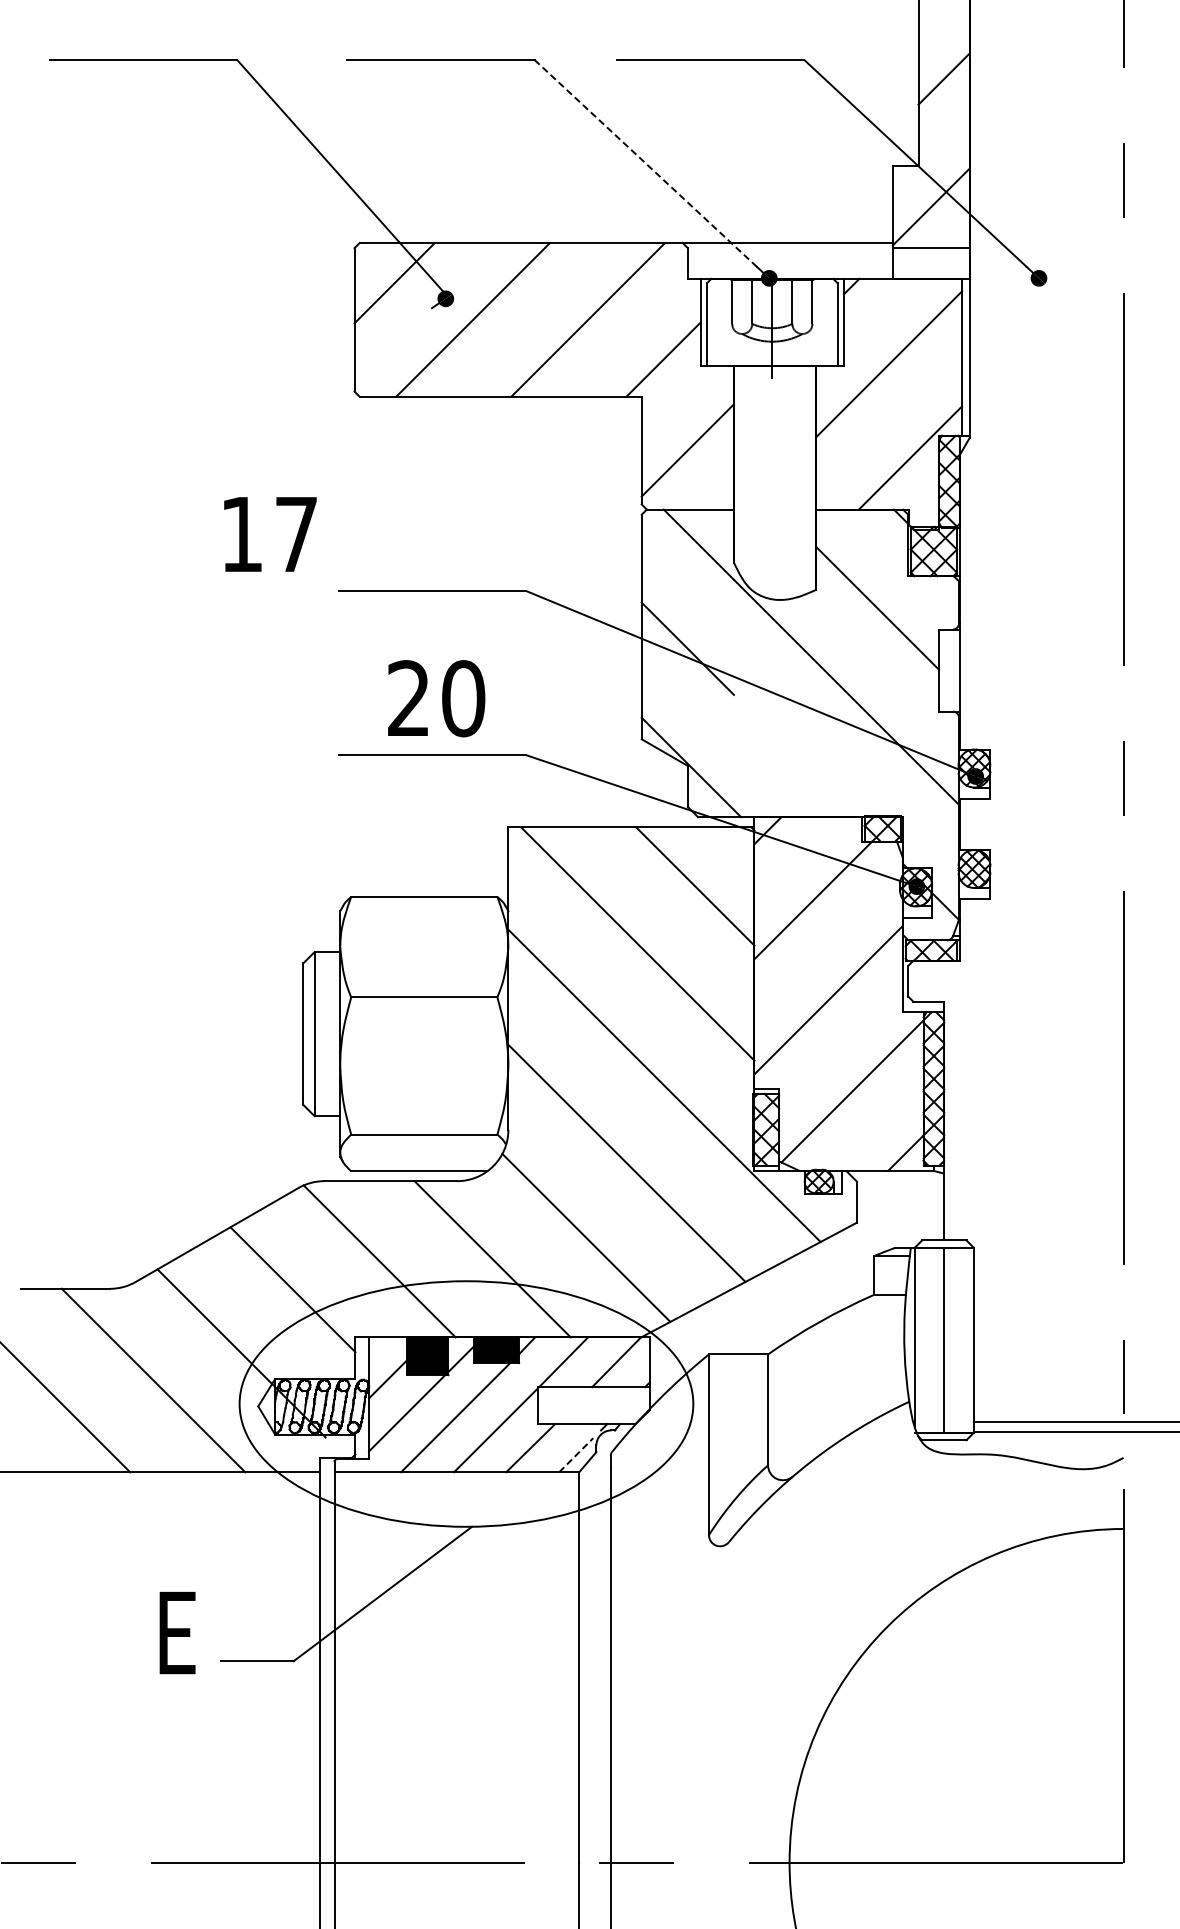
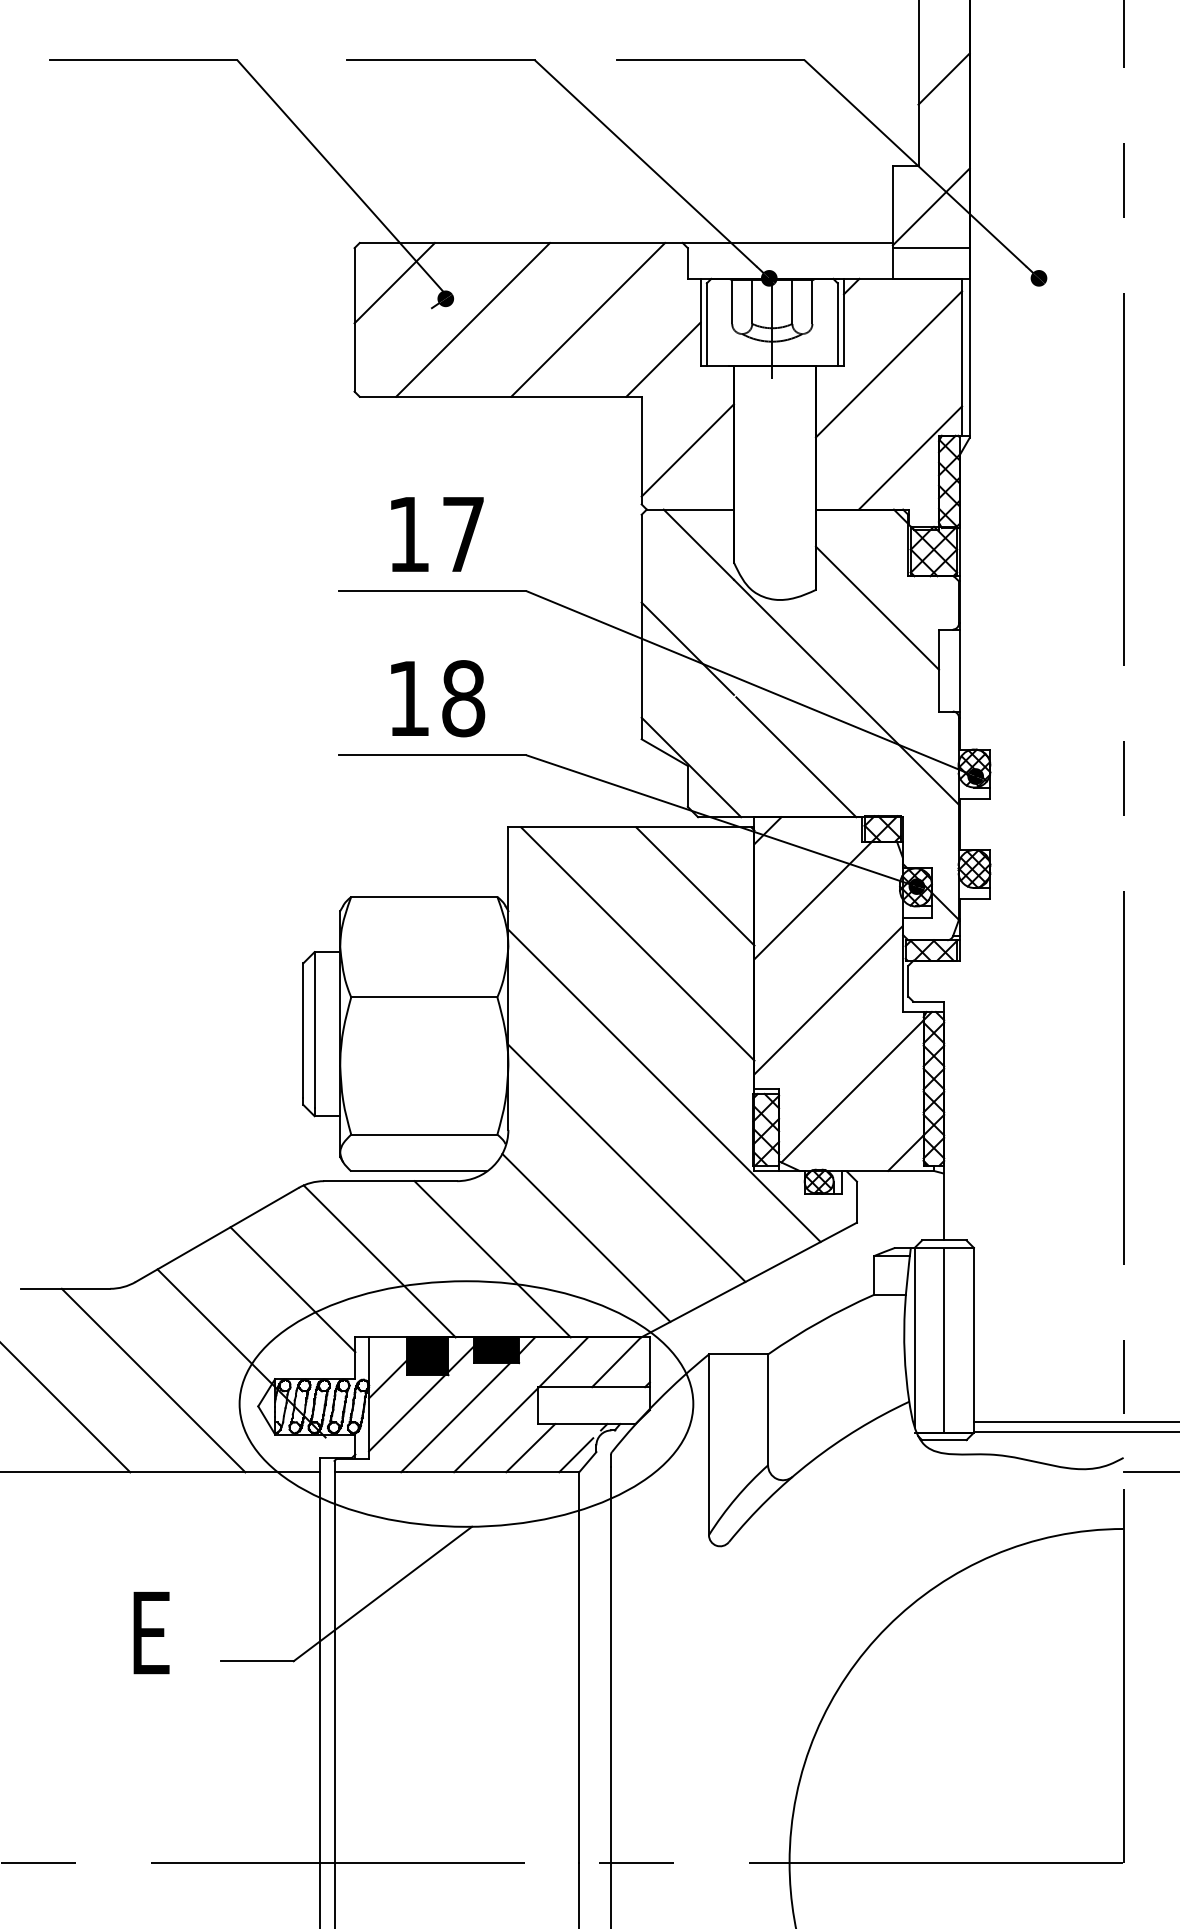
line: dashed -> solid (645, 163)
text position: (270, 534) -> (437, 534) (437, 534)
text: 20 -> 18 (436, 698)
line: none -> present (796, 757)
line: dashed -> solid (576, 1454)
line: none -> present (1149, 1472)
text position: (177, 1633) -> (151, 1633) (151, 1633)
